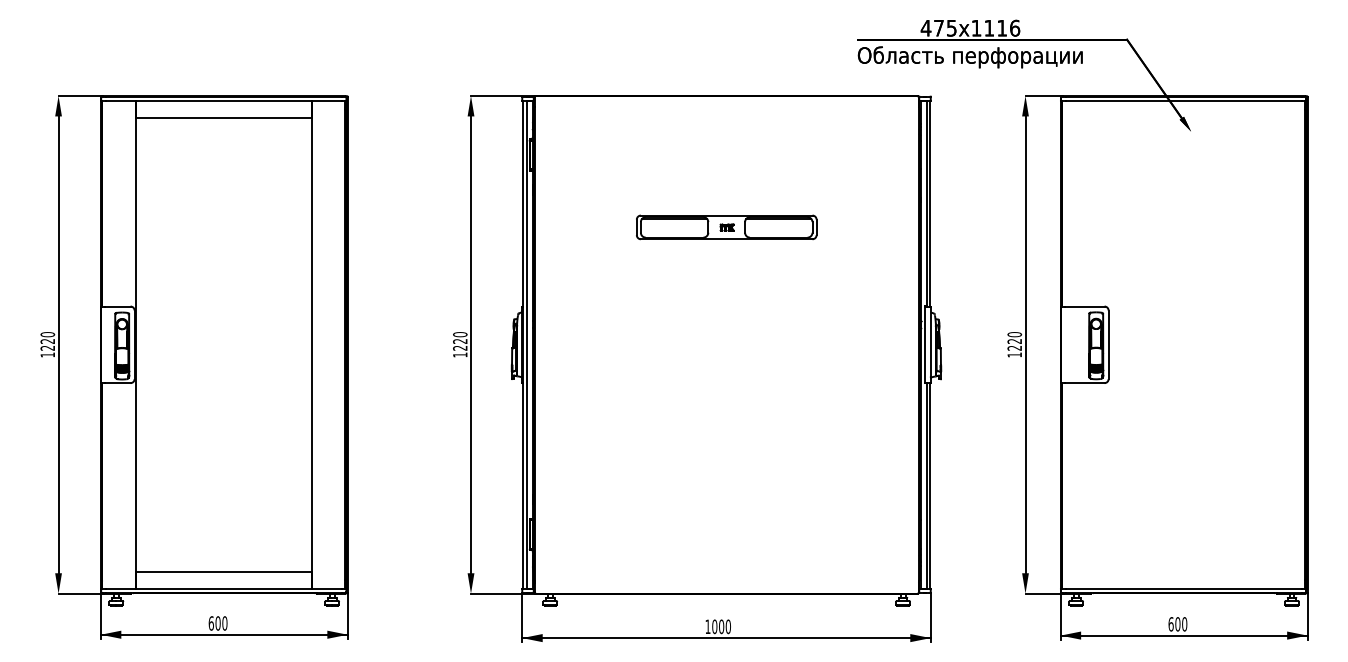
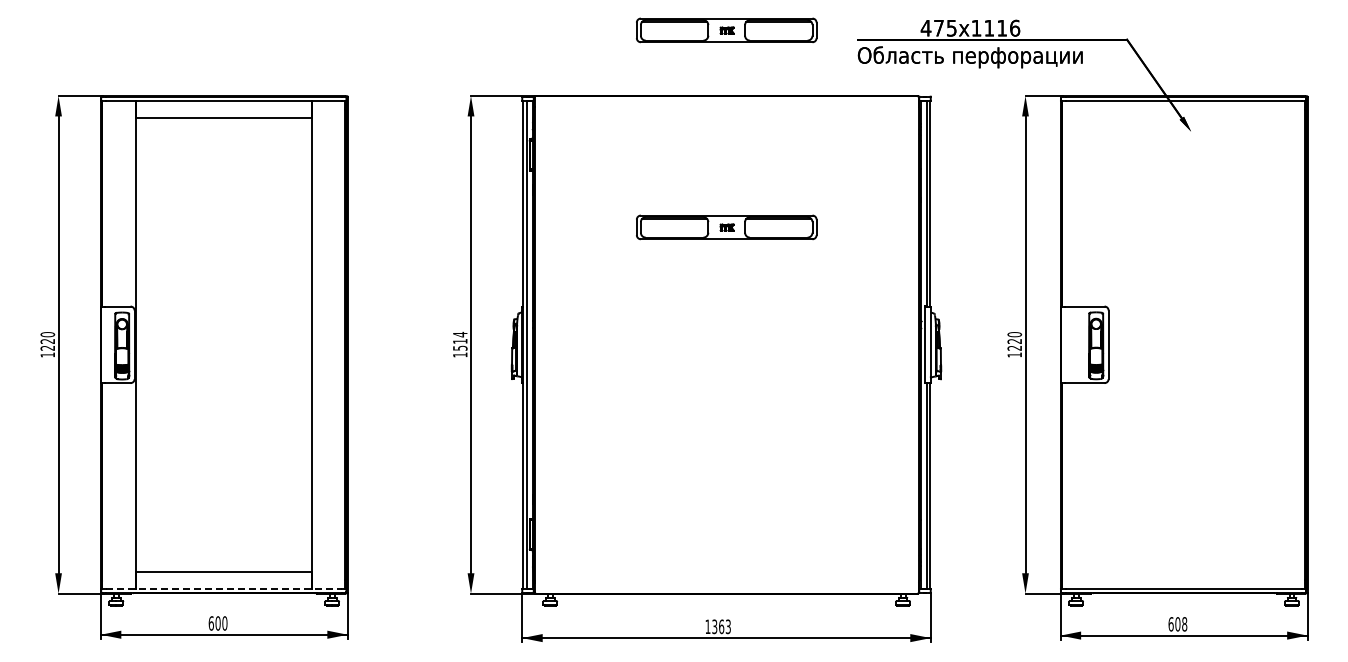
part: none -> present (726, 30)
text: 1220 -> 1514 (460, 340)
line: solid -> dashed (224, 588)
text: 600 -> 608 (1184, 624)
text: 1000 -> 1363 (721, 626)
